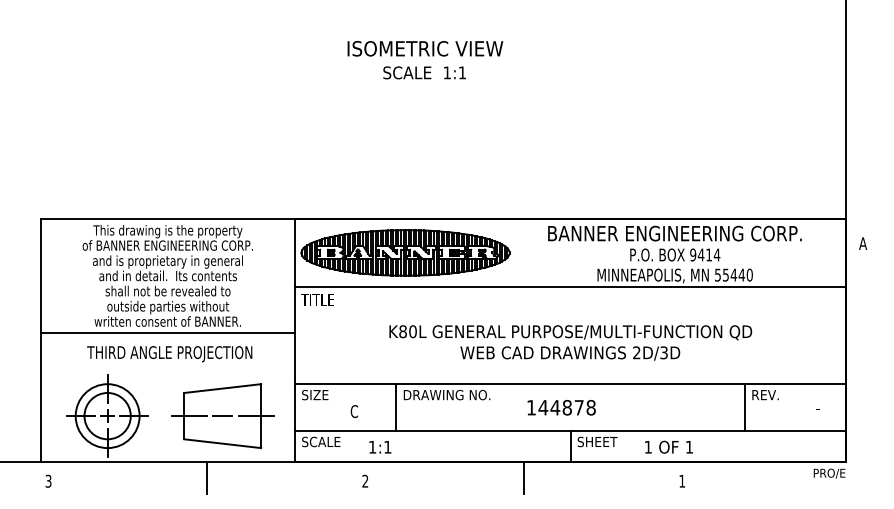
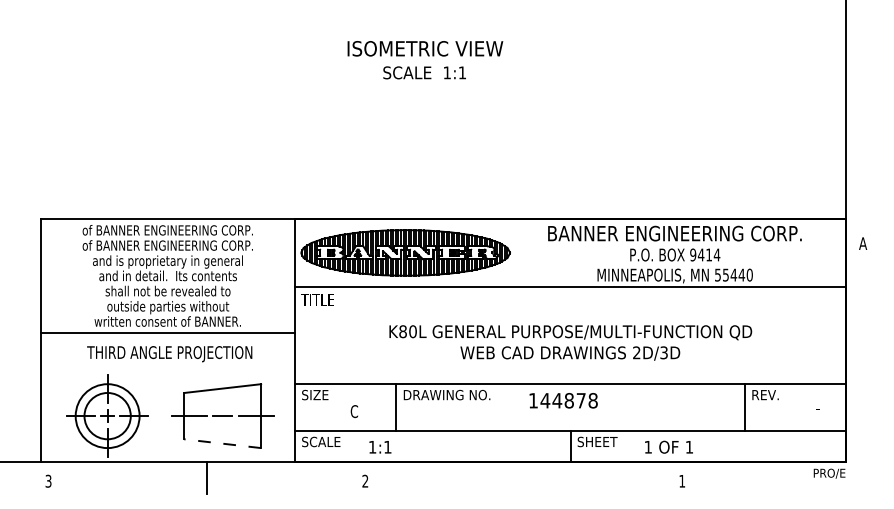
text: This drawing is the property -> of BANNER ENGINEERING CORP. (167, 231)
text position: (561, 407) -> (563, 400) (563, 400)
line: solid -> dashed (222, 443)
line: present -> none (523, 477)
